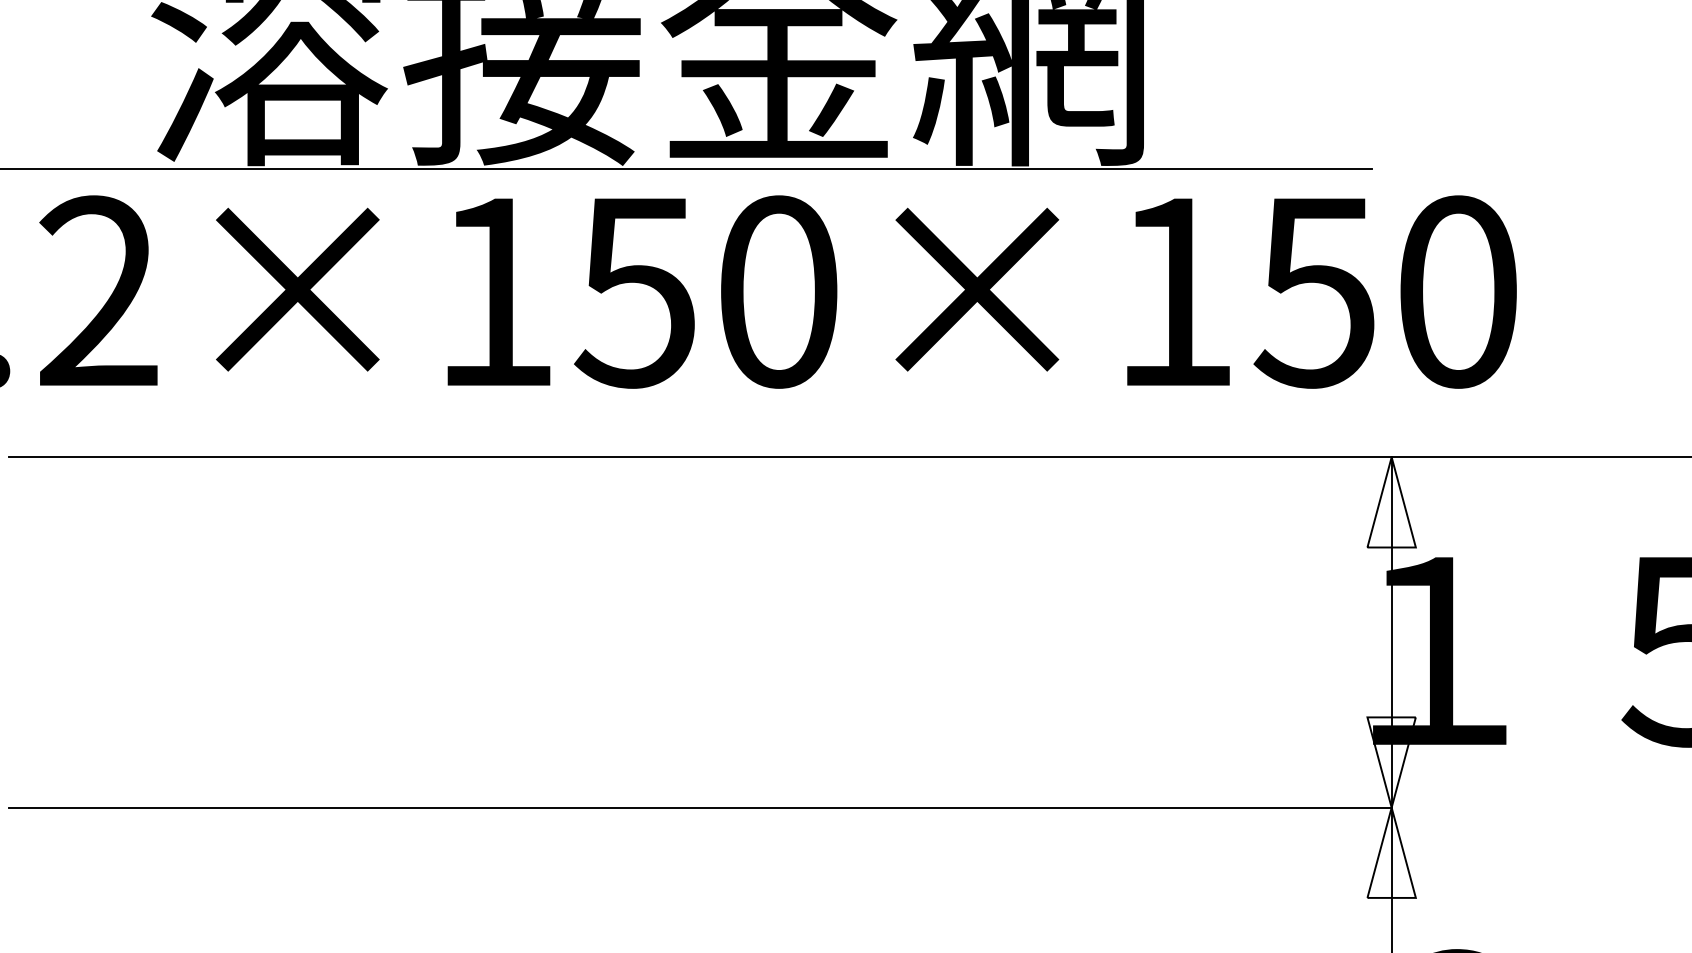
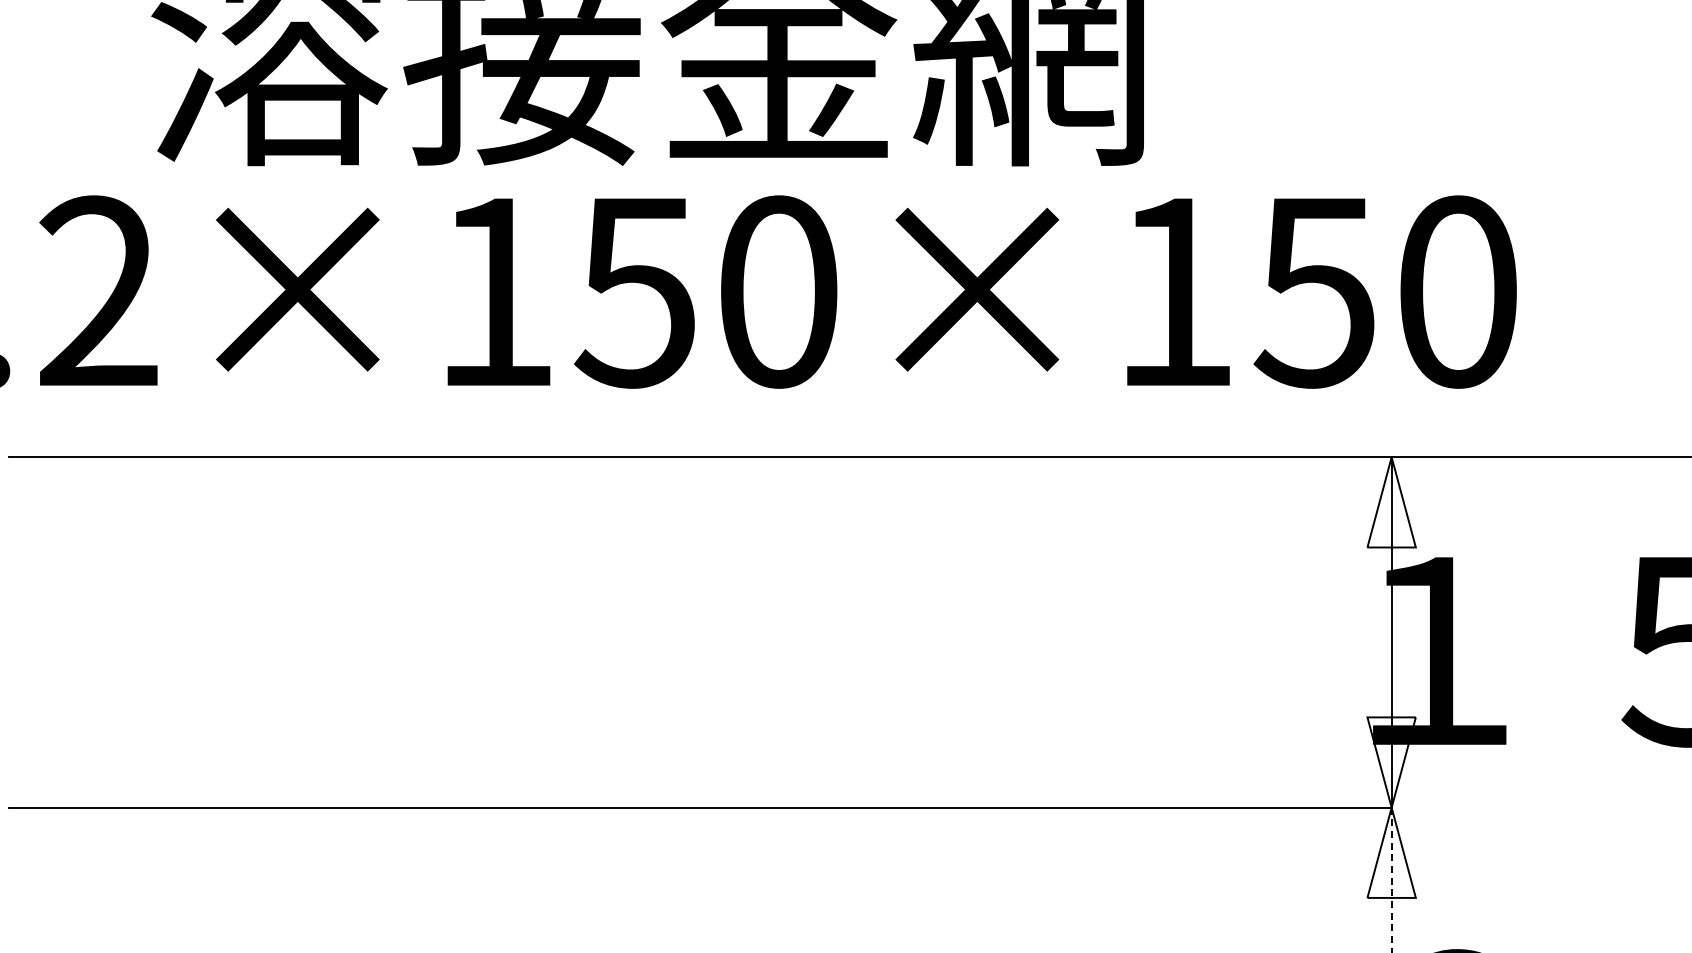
line: present -> none (687, 168)
line: solid -> dashed (1391, 880)
